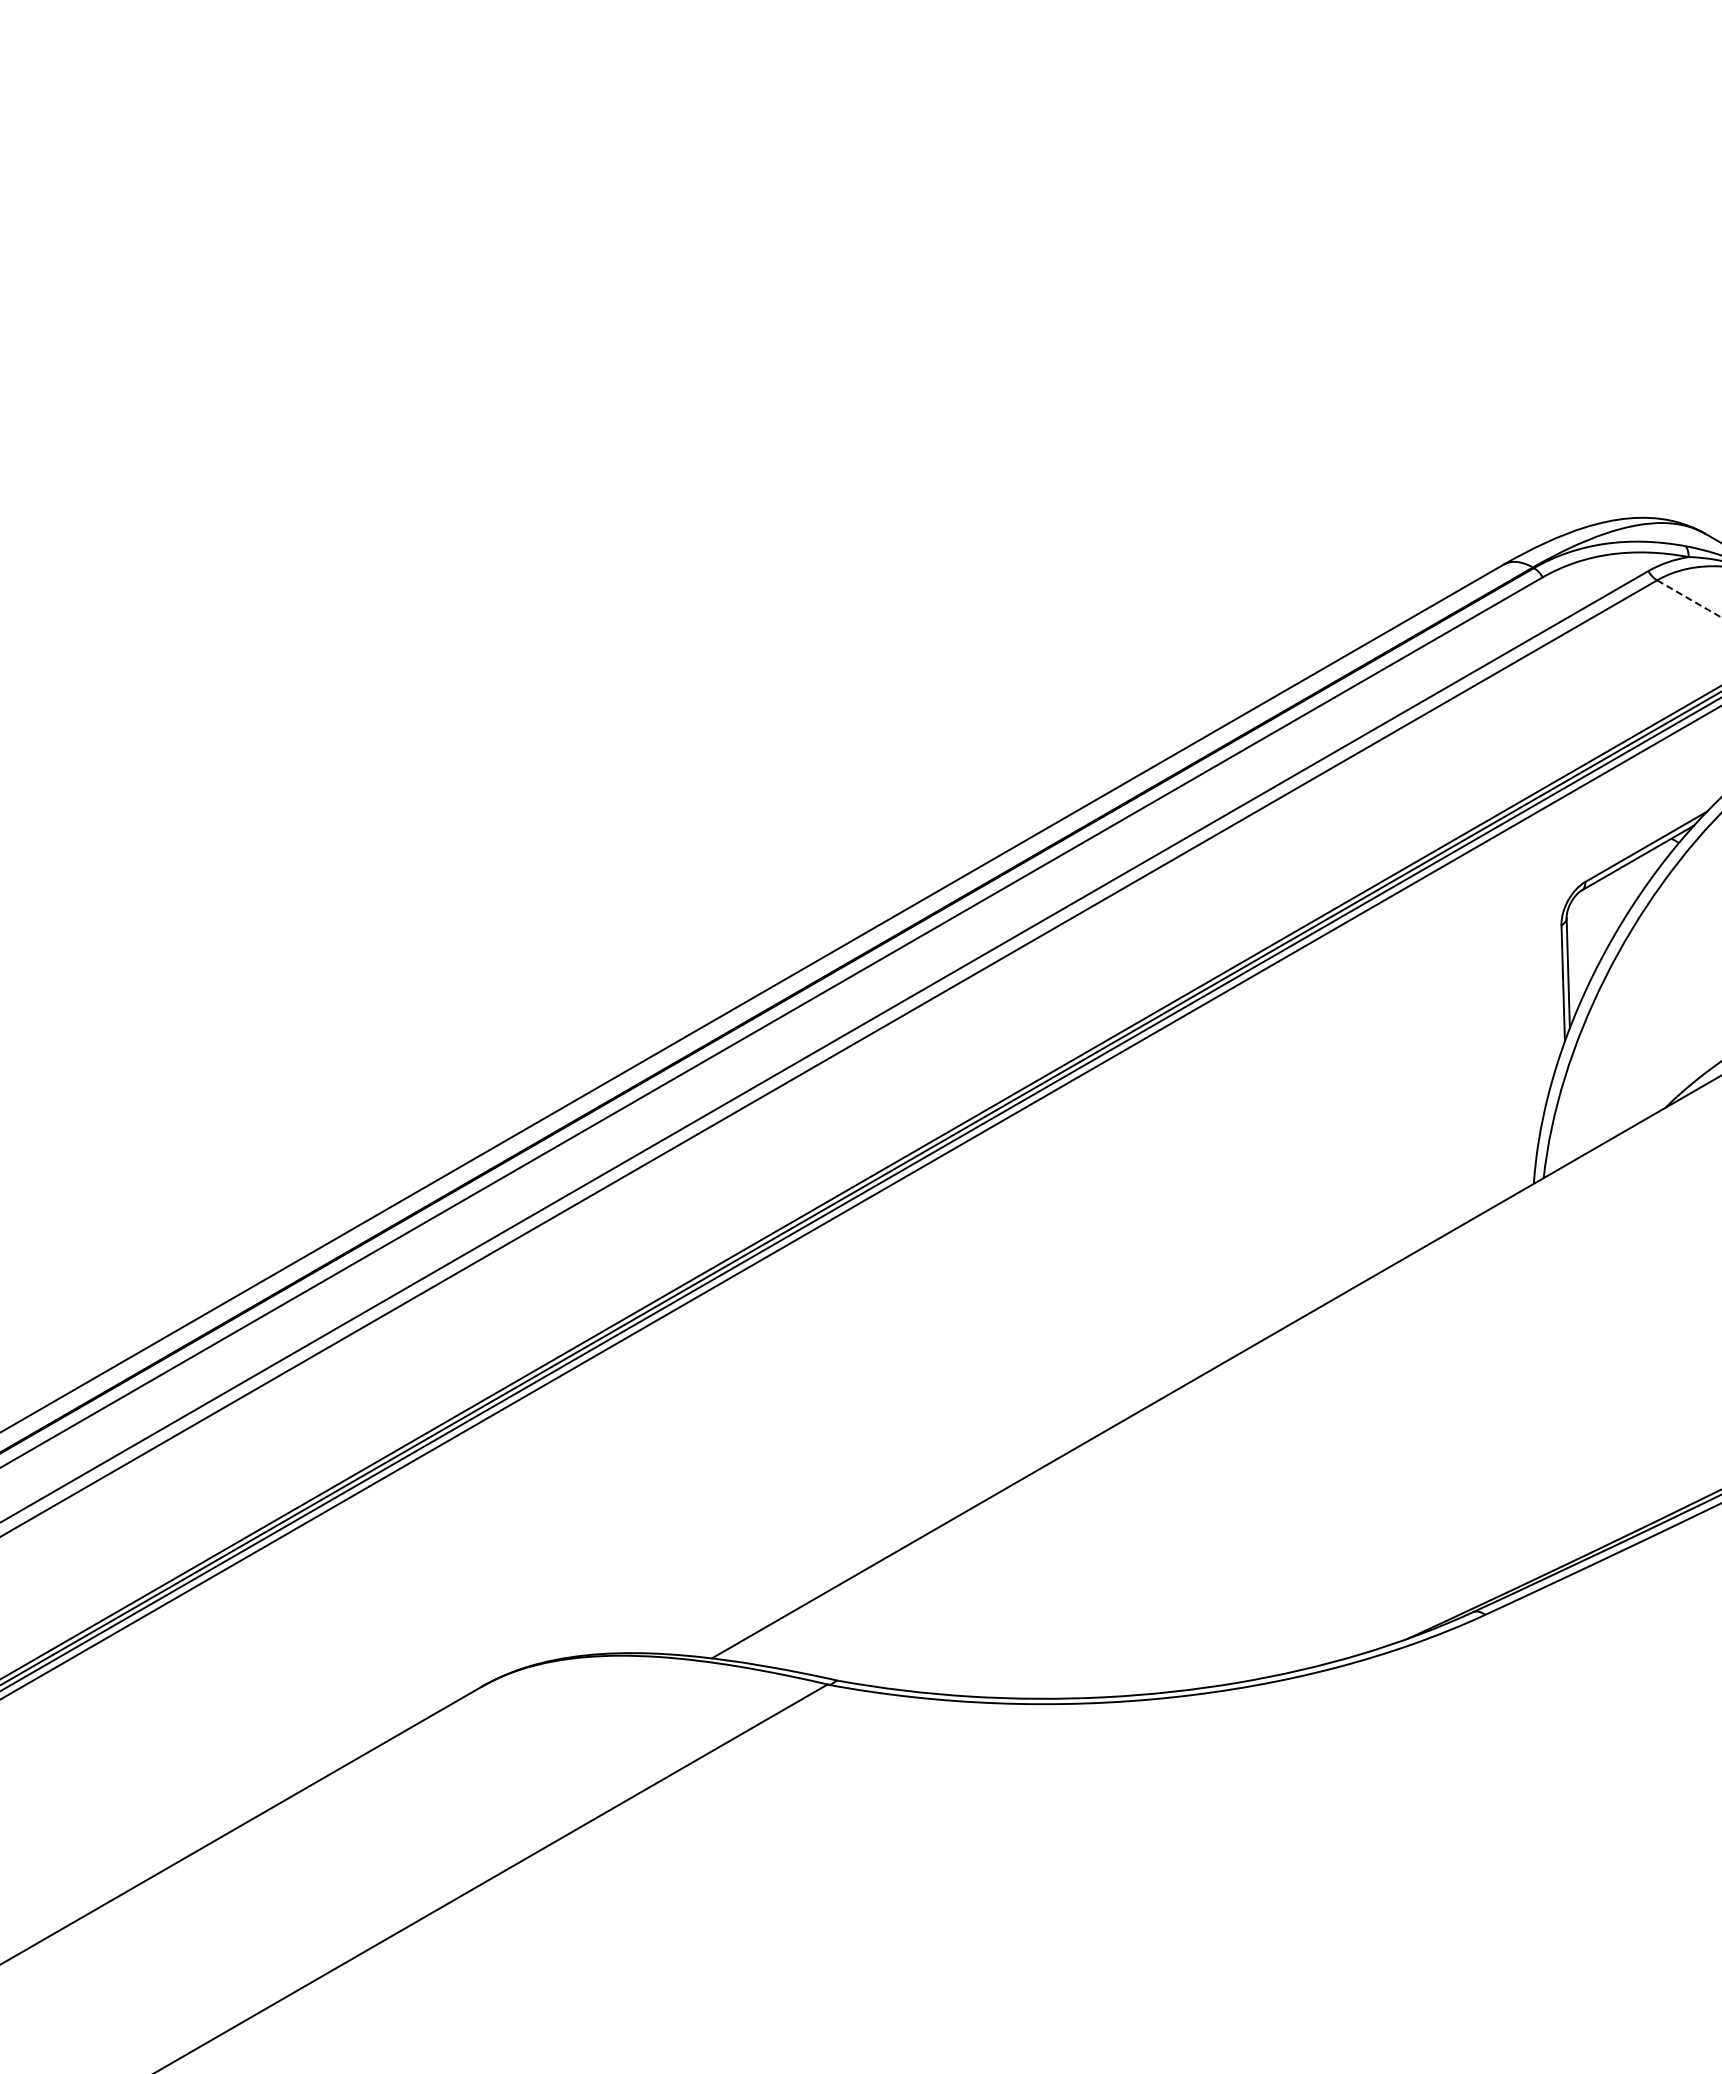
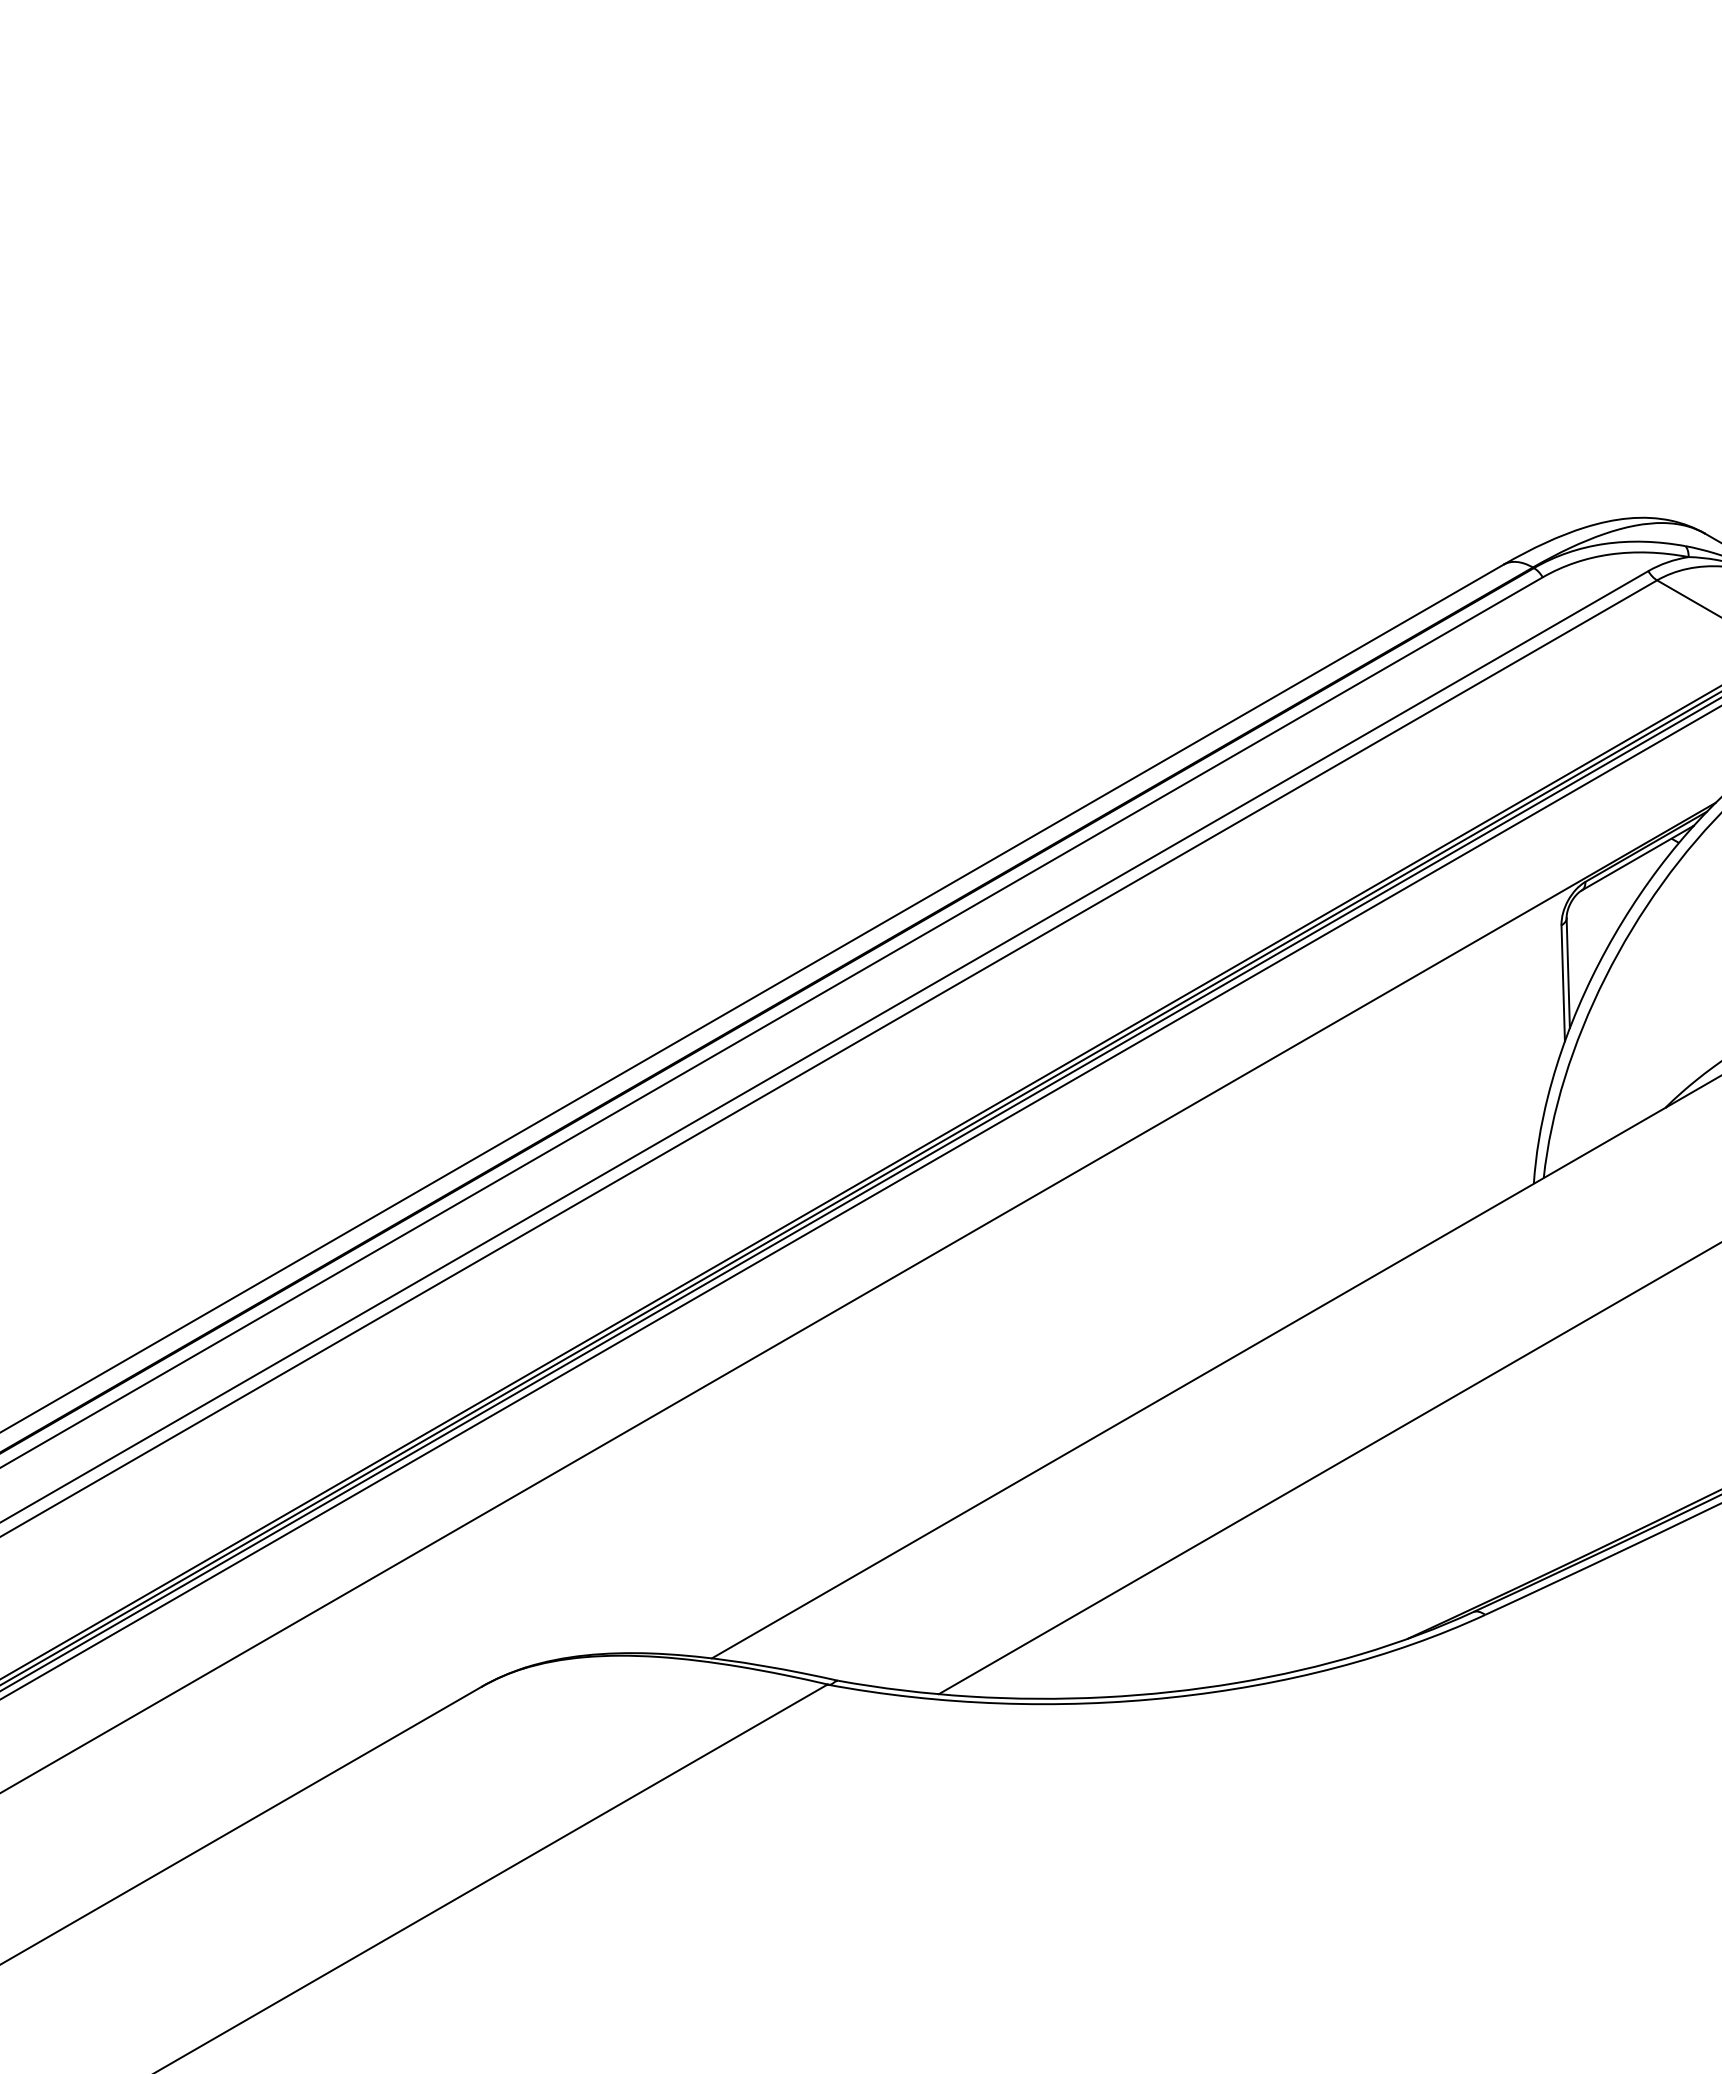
line: dashed -> solid (1689, 599)
line: none -> present (858, 1296)
line: none -> present (1328, 1469)
